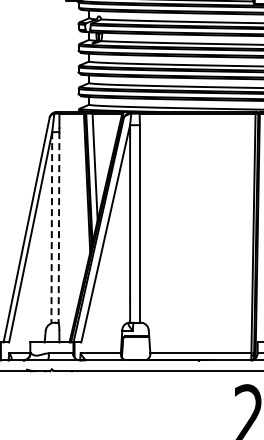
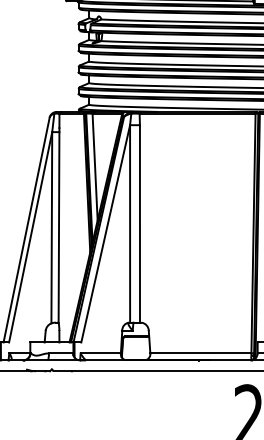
line: dashed -> solid (51, 227)
line: dashed -> solid (59, 227)
